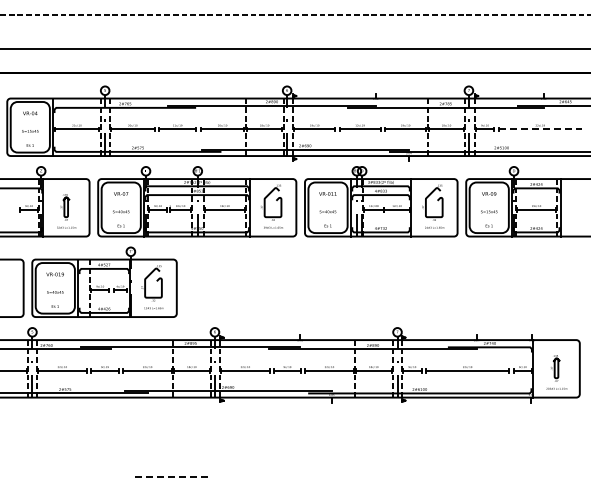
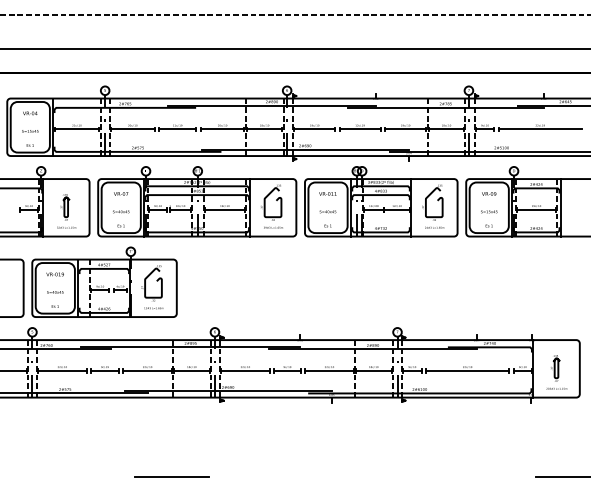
line: dashed -> solid (540, 129)
line: dashed -> solid (172, 477)
line: none -> present (561, 477)
